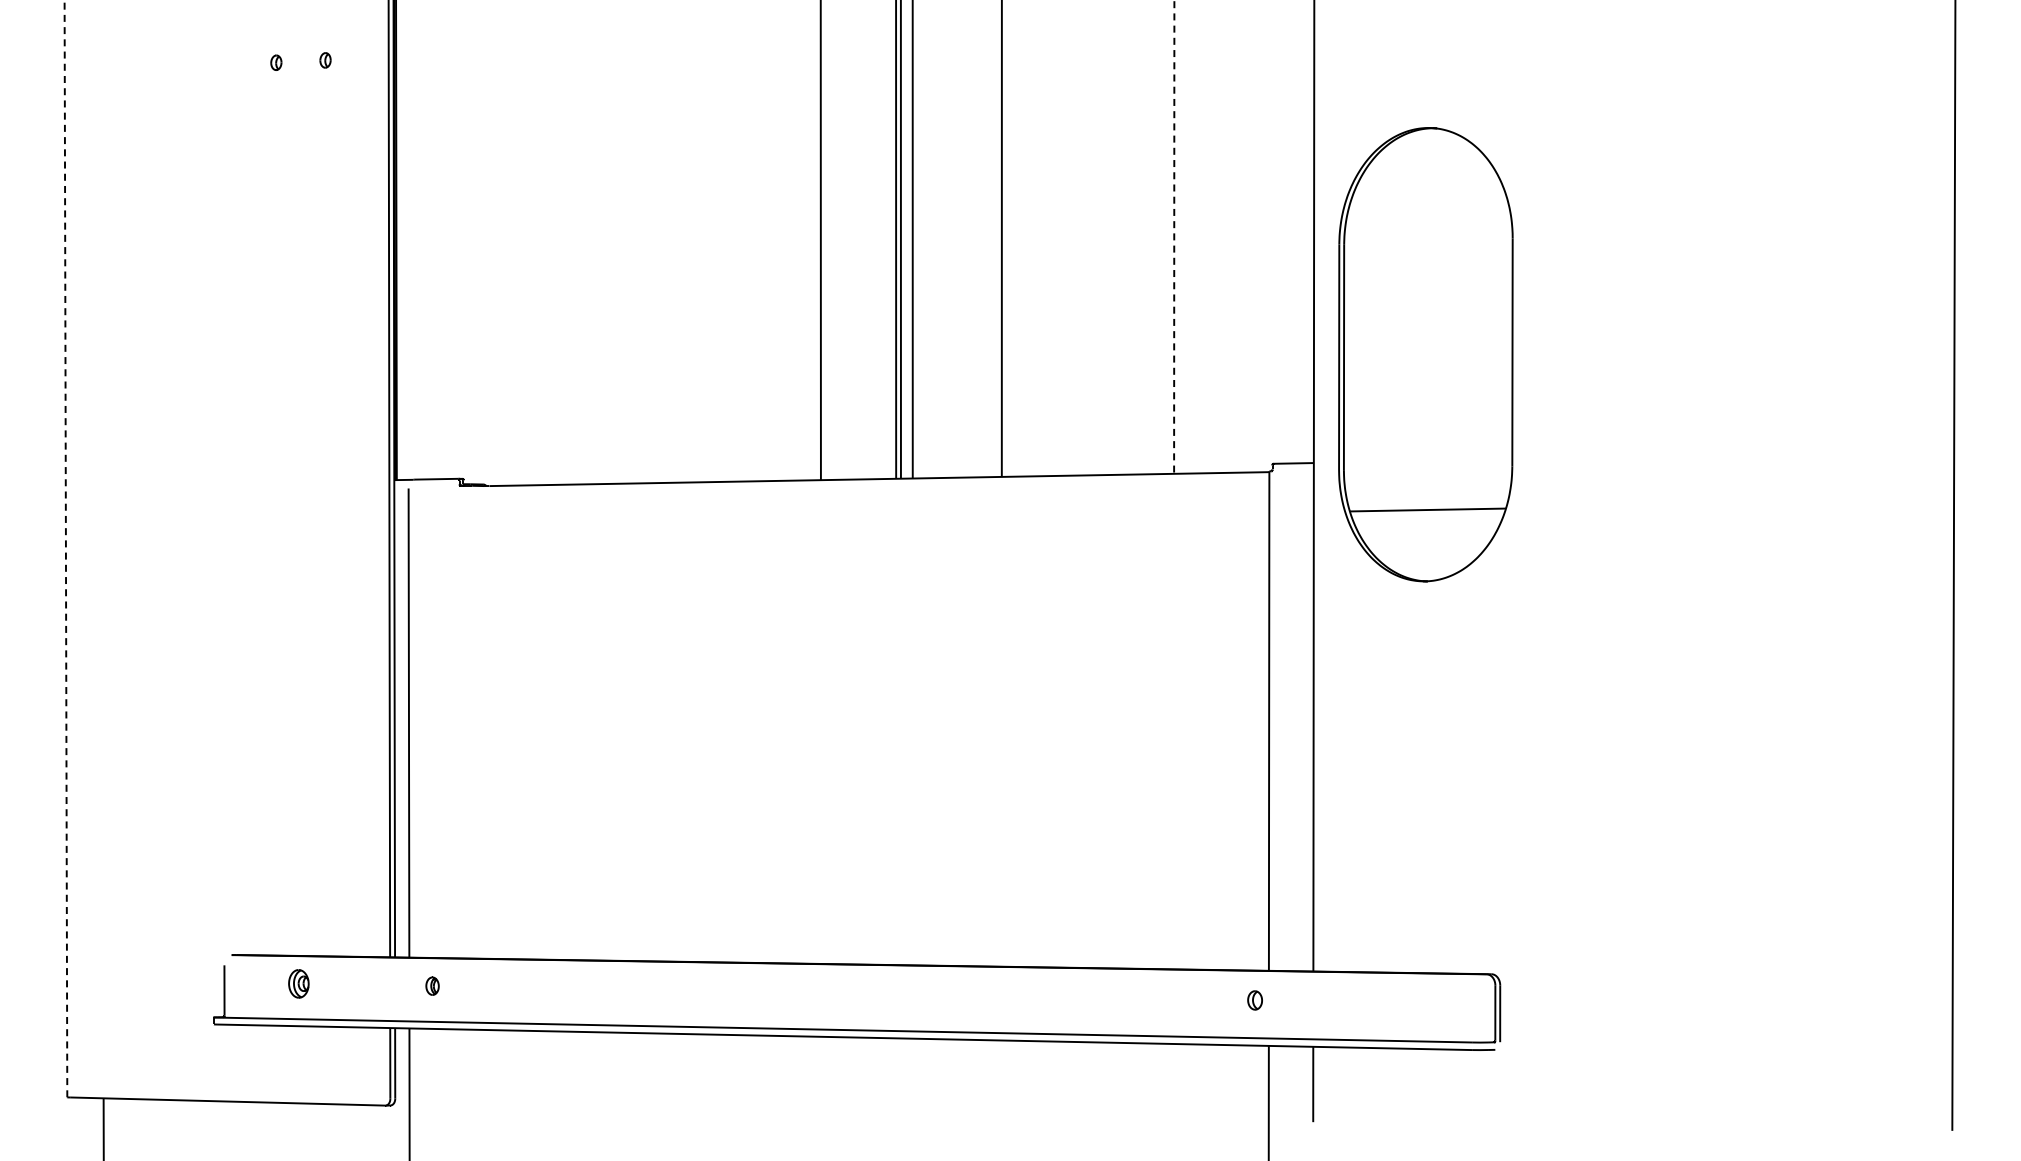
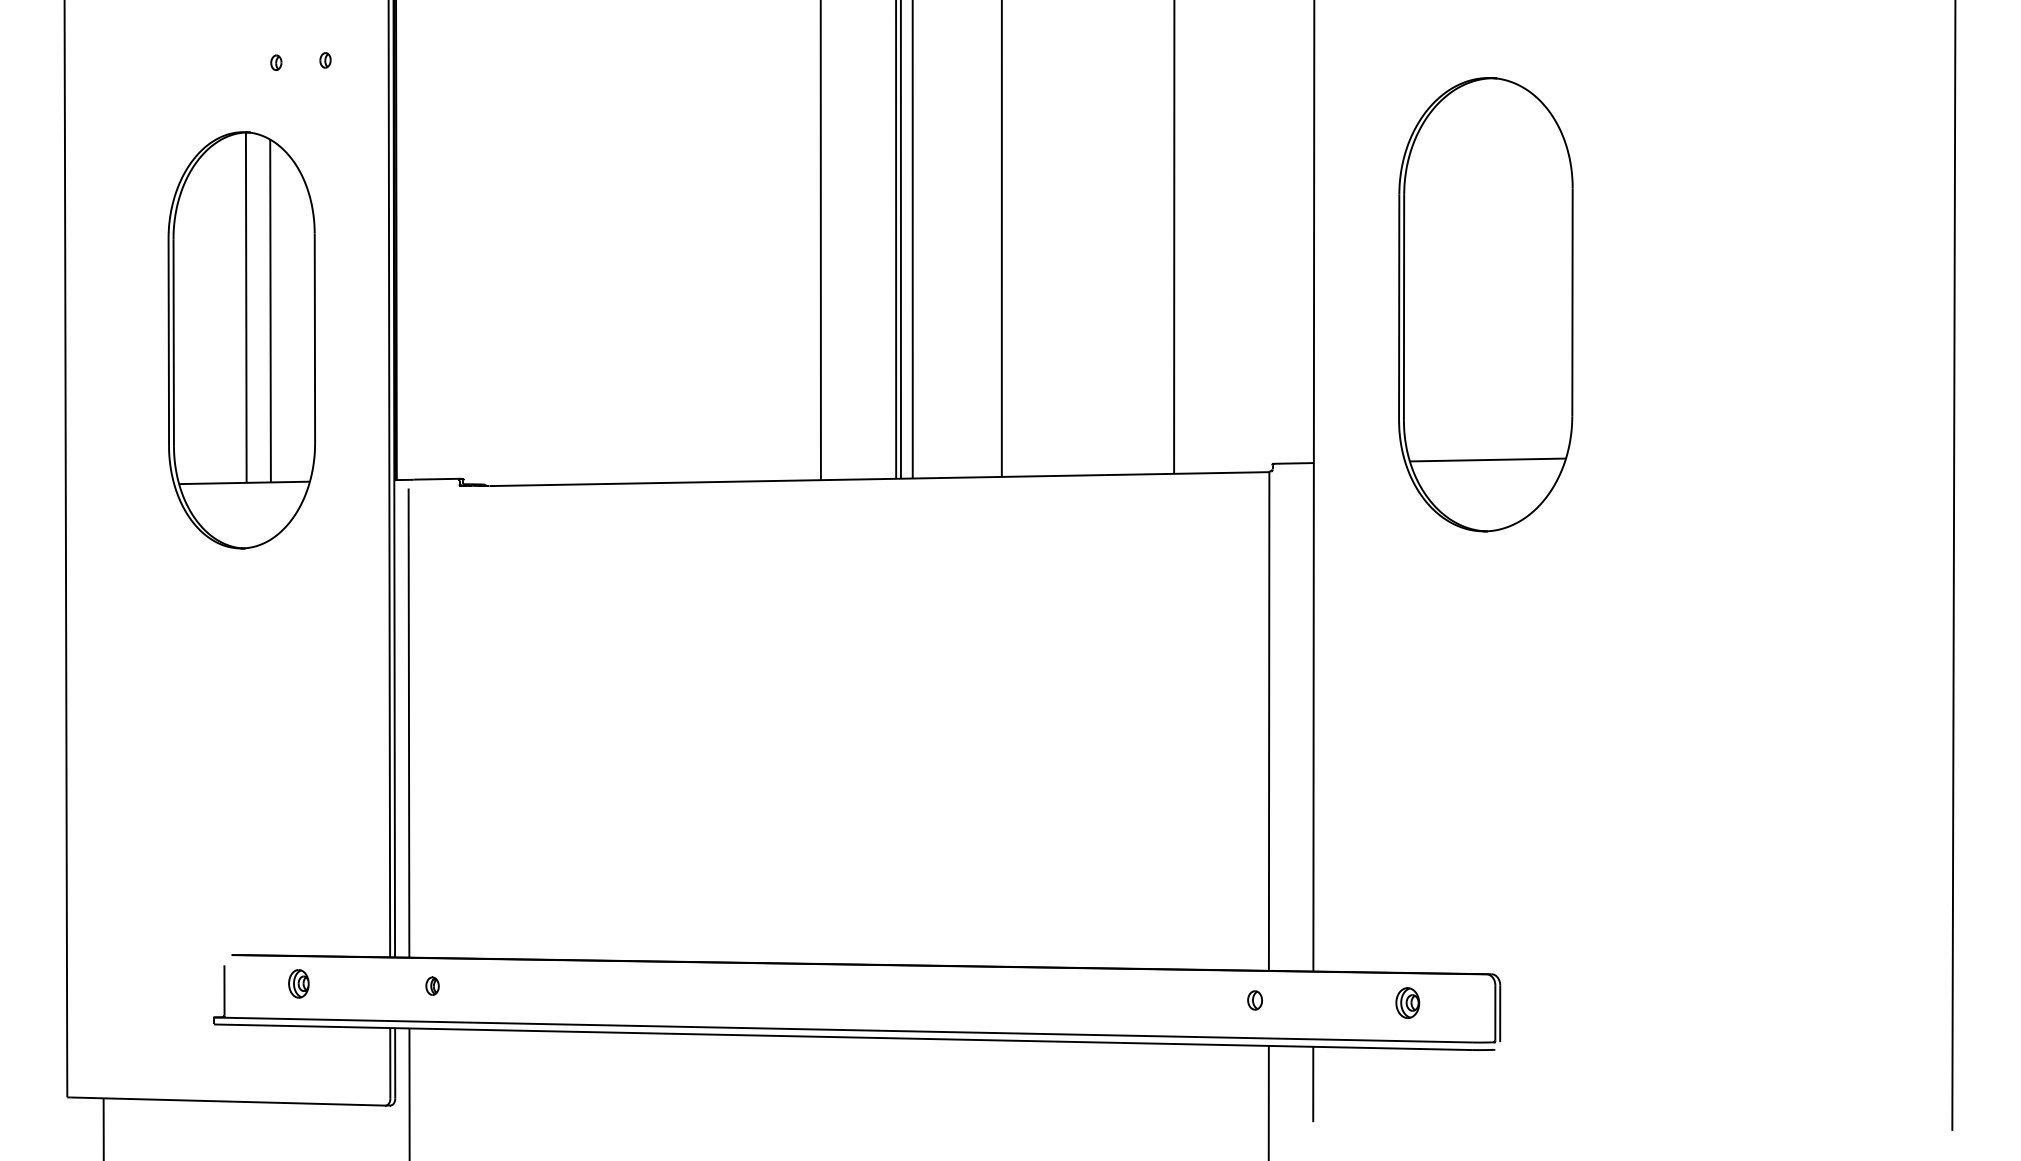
line: dashed -> solid (1174, 237)
part: none -> present (241, 340)
part position: (1425, 354) -> (1485, 304) (1485, 304)
line: dashed -> solid (65, 548)
part: none -> present (1407, 1002)
